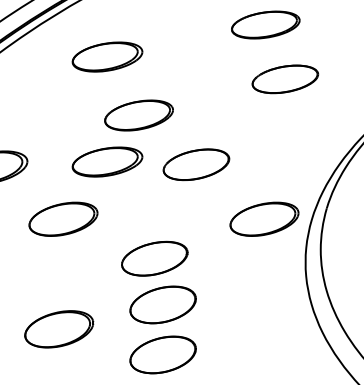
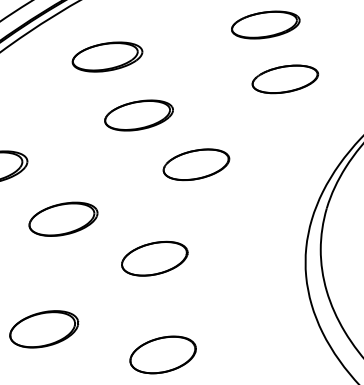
part: present -> none (107, 161)
part: present -> none (264, 218)
part: present -> none (162, 304)
part position: (59, 329) -> (44, 329) (44, 329)
